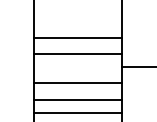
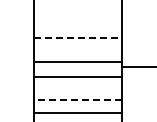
line: solid -> dashed (78, 38)
line position: (77, 53) -> (77, 61) (77, 61)
line position: (77, 83) -> (77, 77) (77, 77)
line: solid -> dashed (77, 99)
